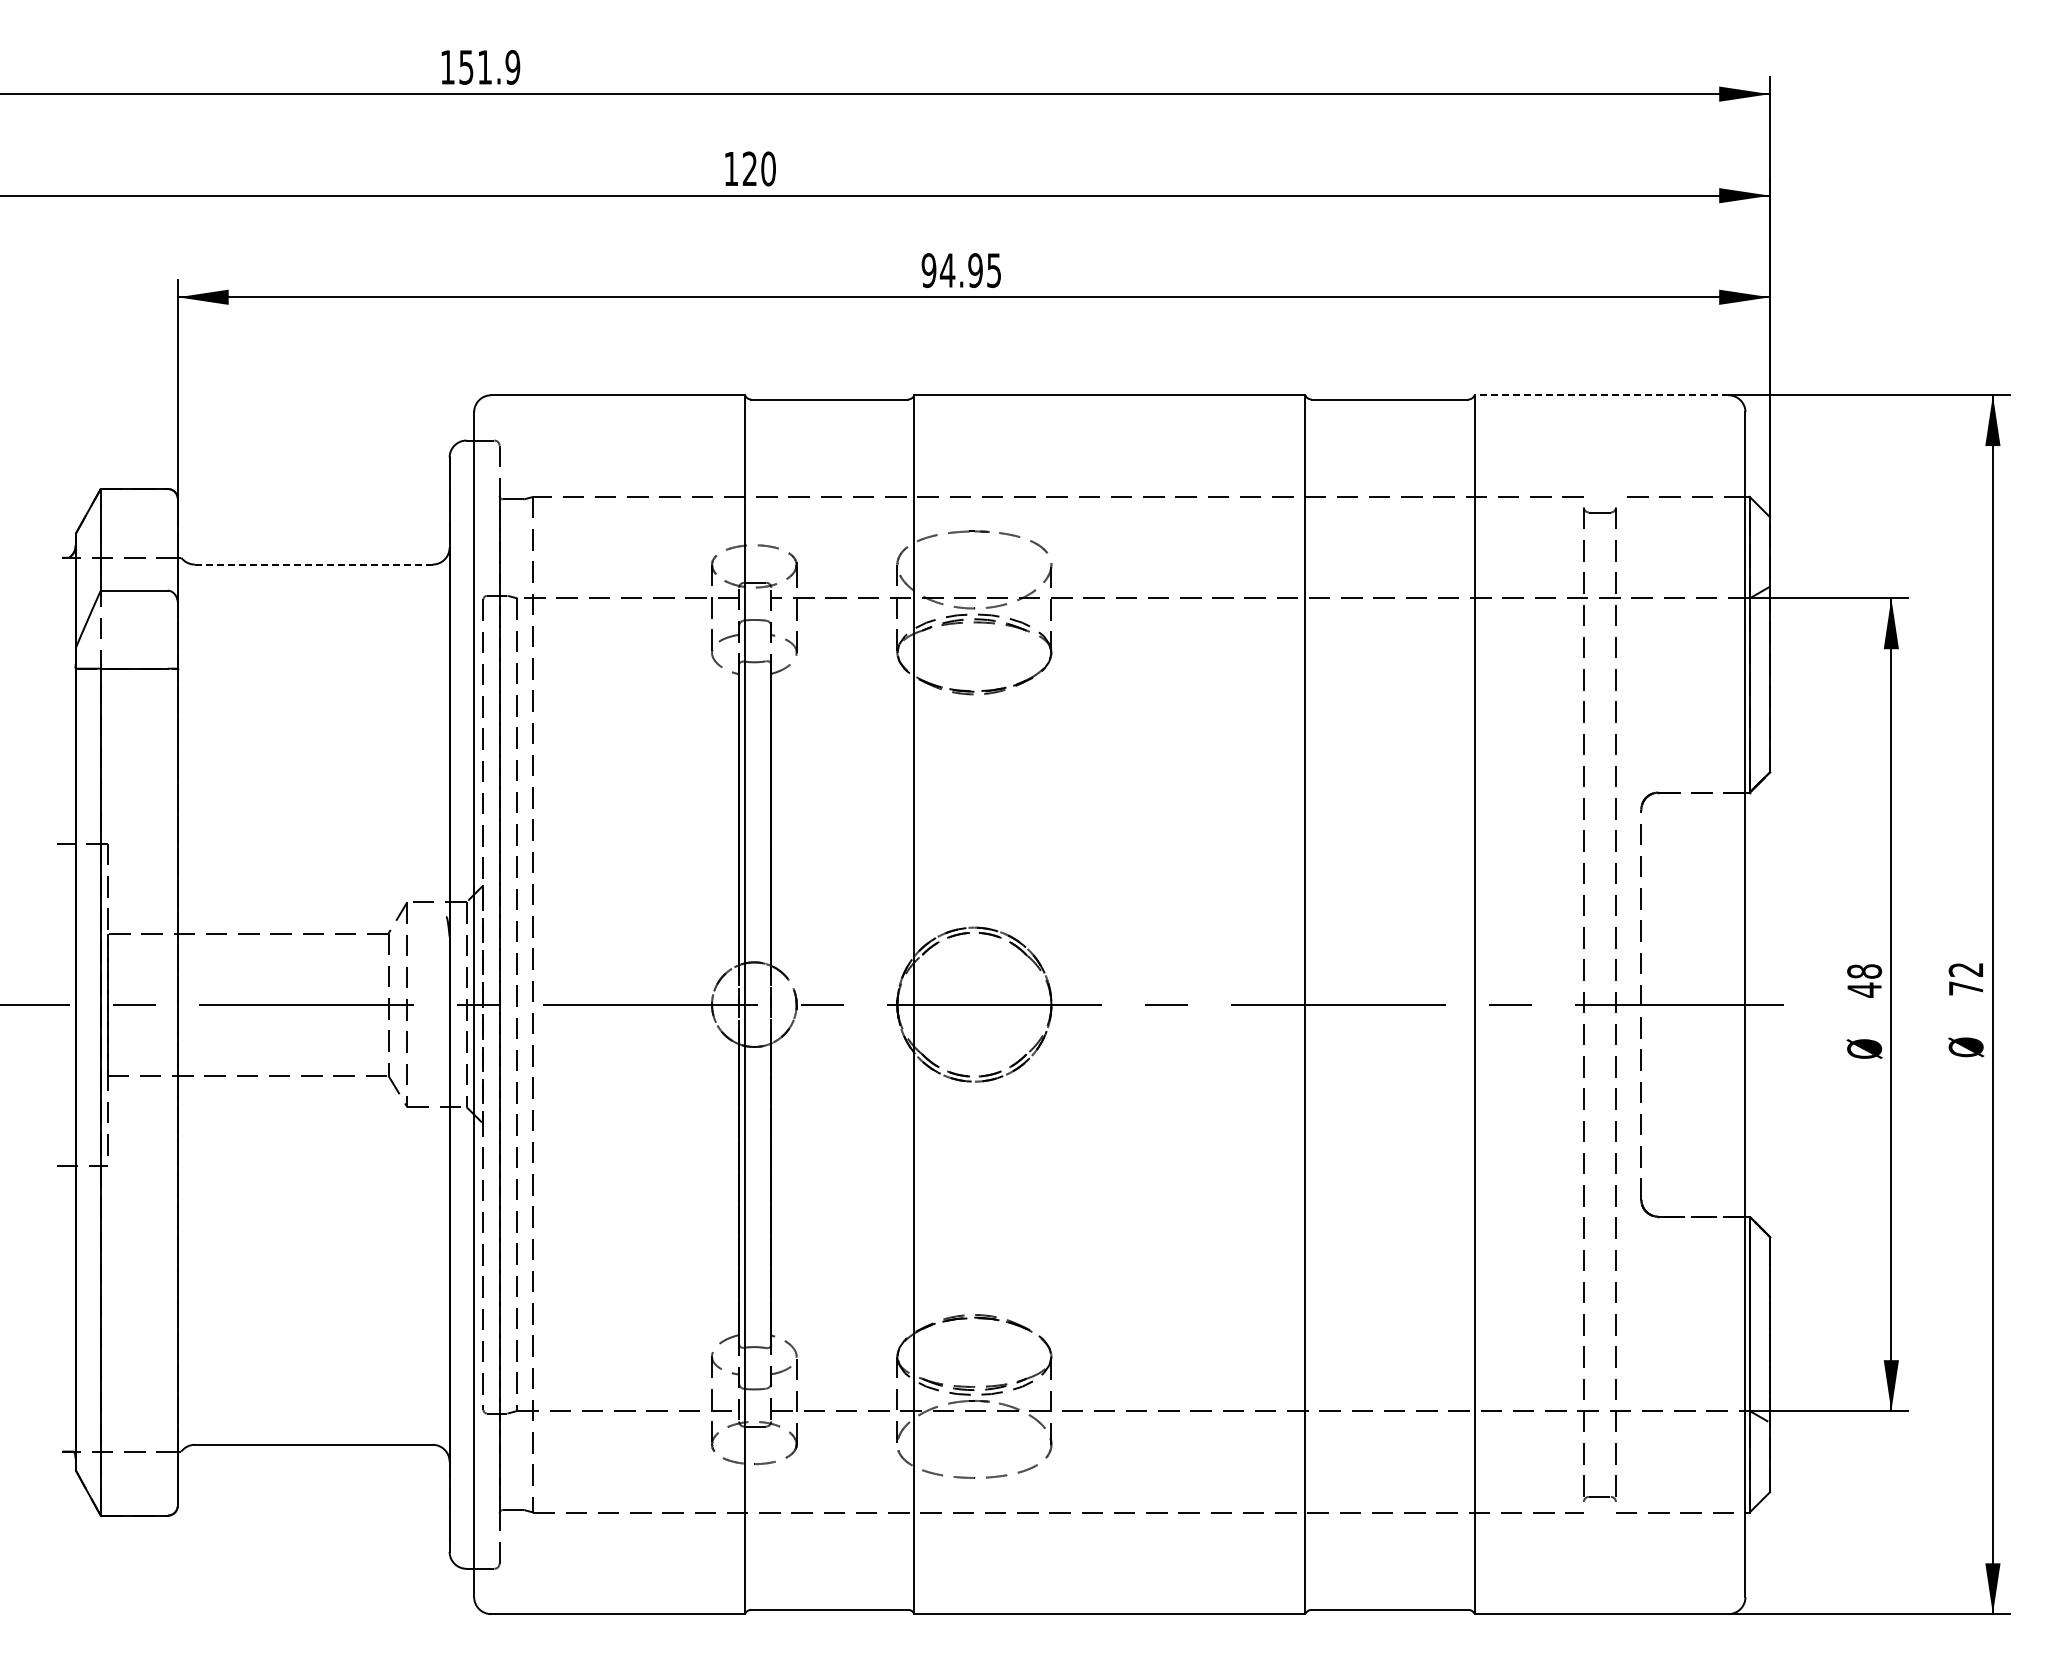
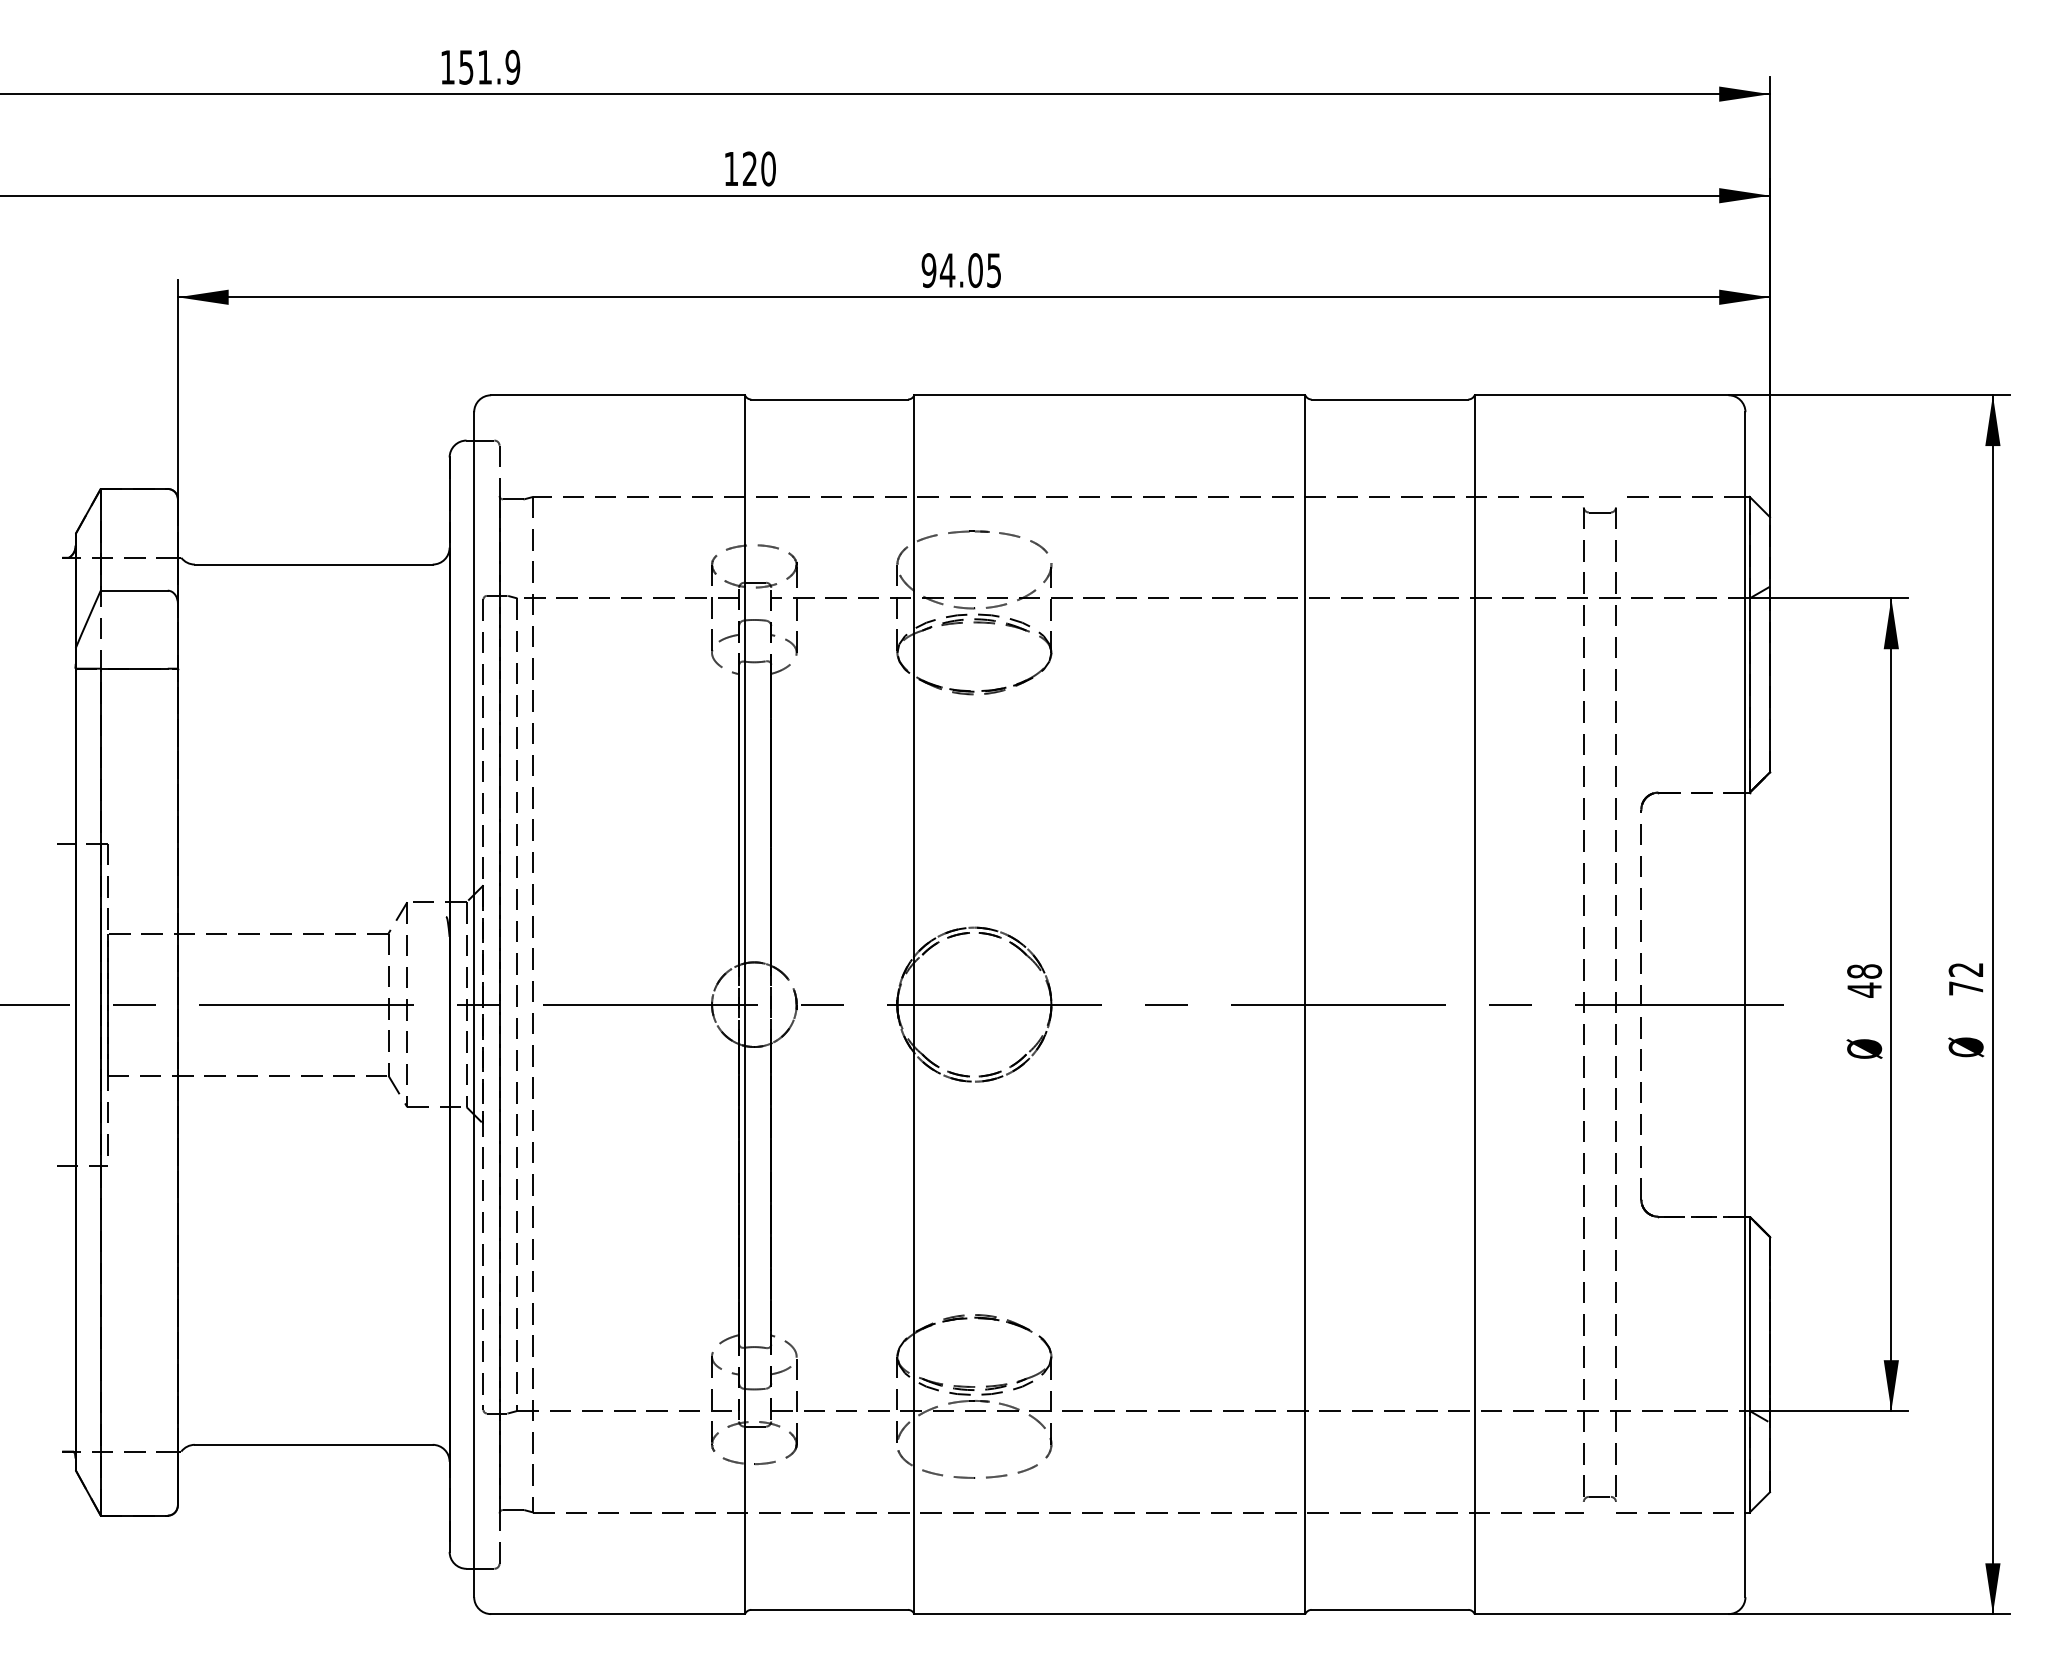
text: 94.95 -> 94.05 (975, 270)
line: dashed -> solid (1601, 395)
line: dashed -> solid (313, 564)
